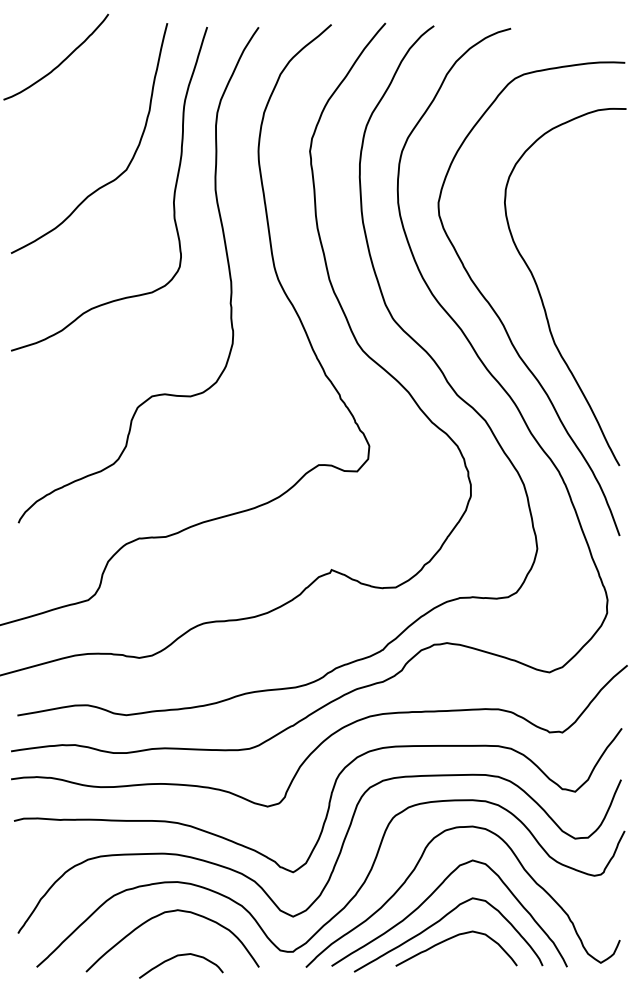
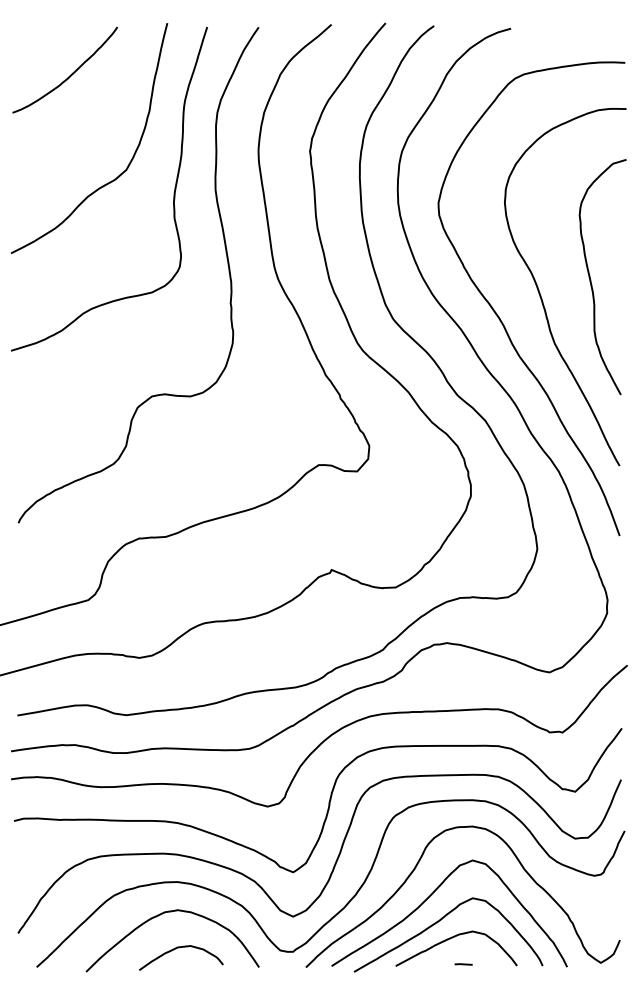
curve position: (61, 61) -> (70, 74) (70, 74)
curve: none -> present (591, 279)
curve position: (179, 956) -> (179, 948) (179, 948)
line: none -> present (463, 964)
